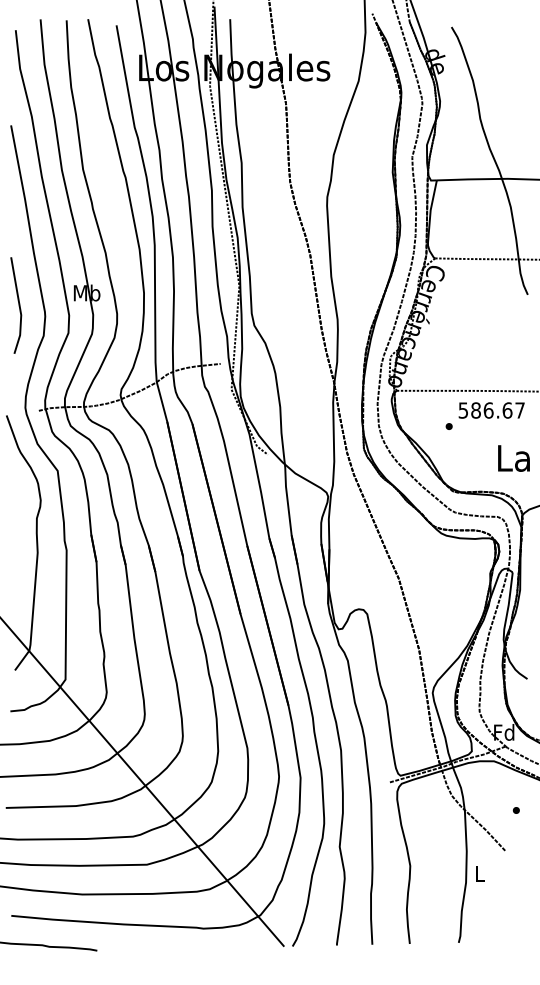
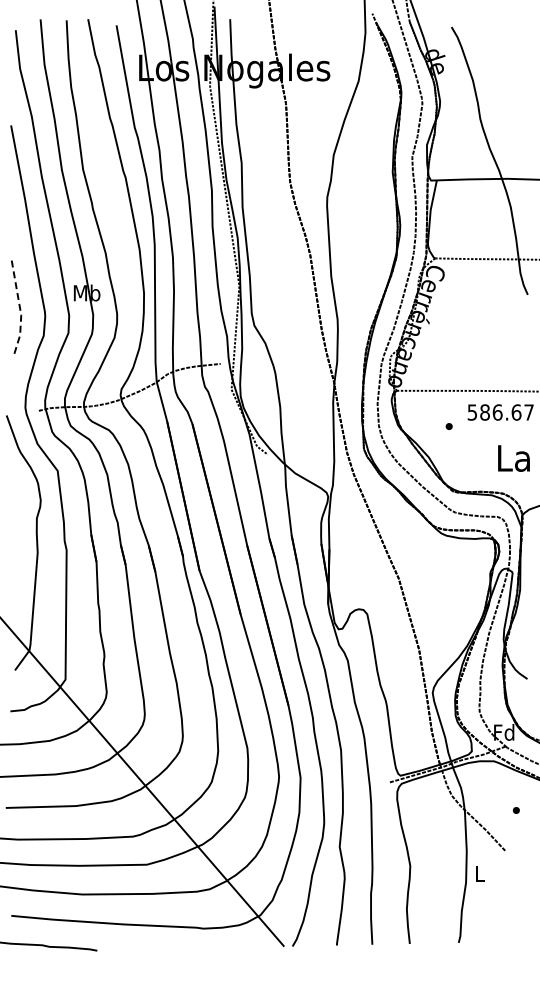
line: solid -> dashed (19, 307)
text position: (491, 410) -> (500, 412) (500, 412)
